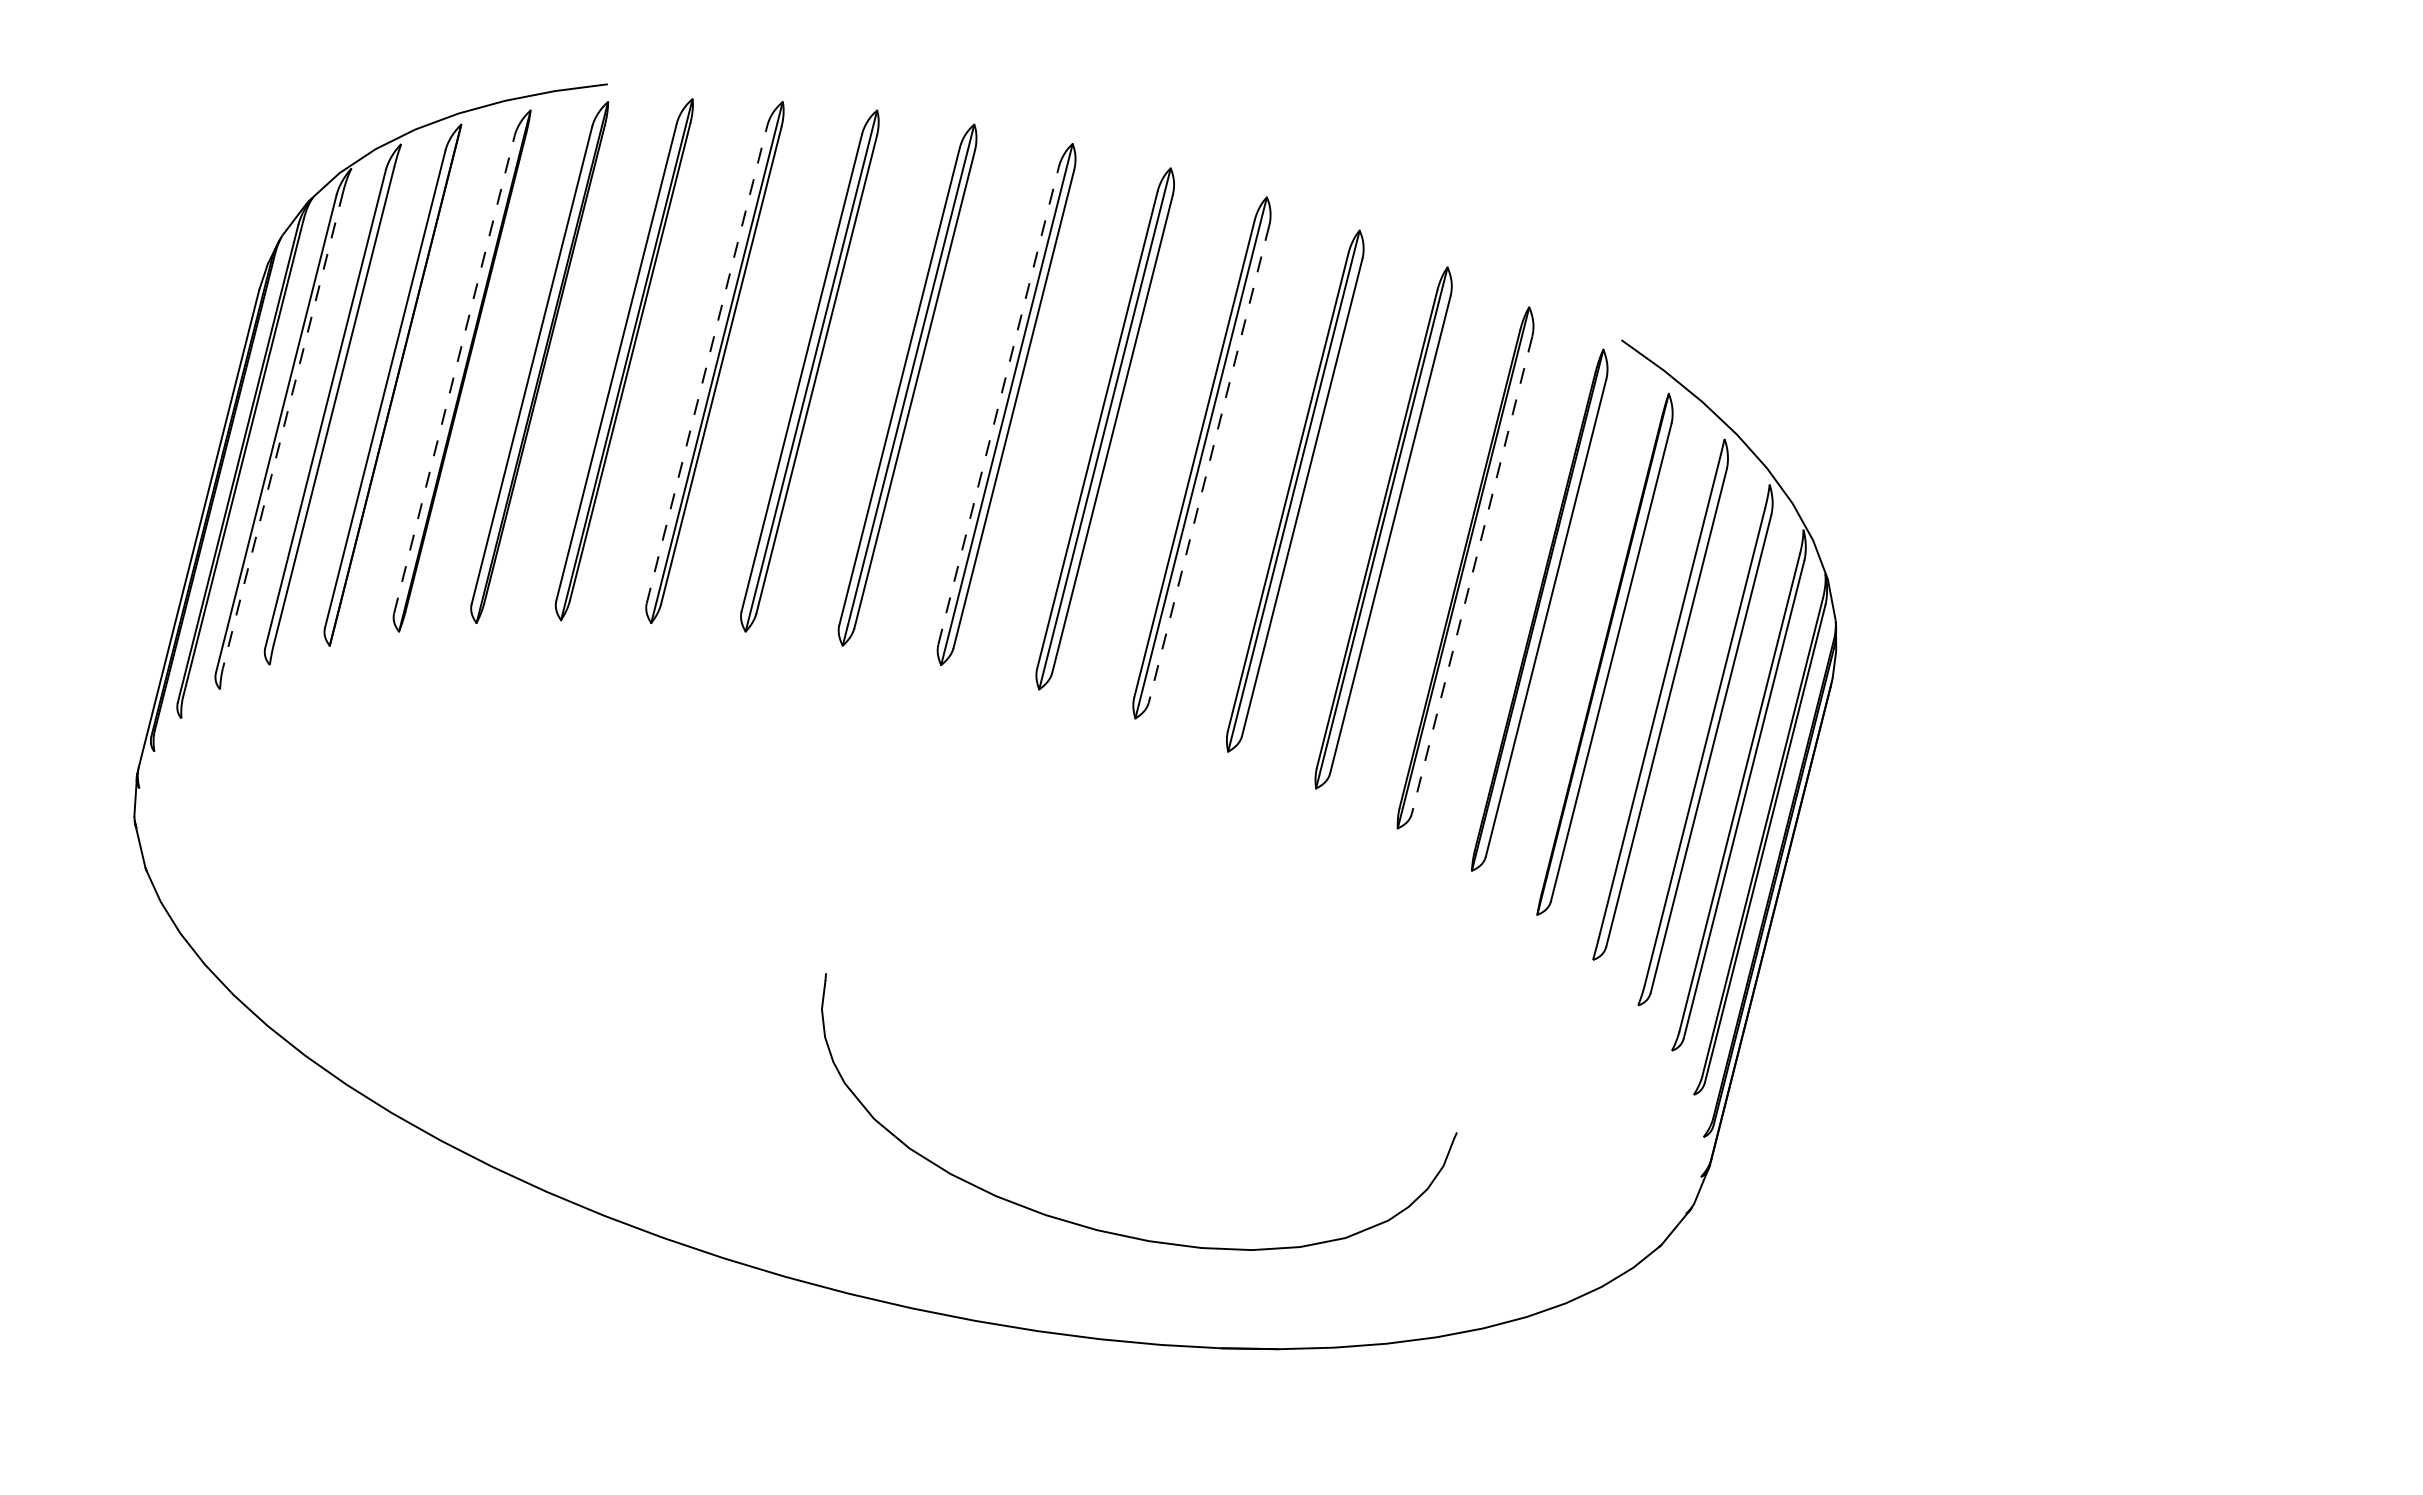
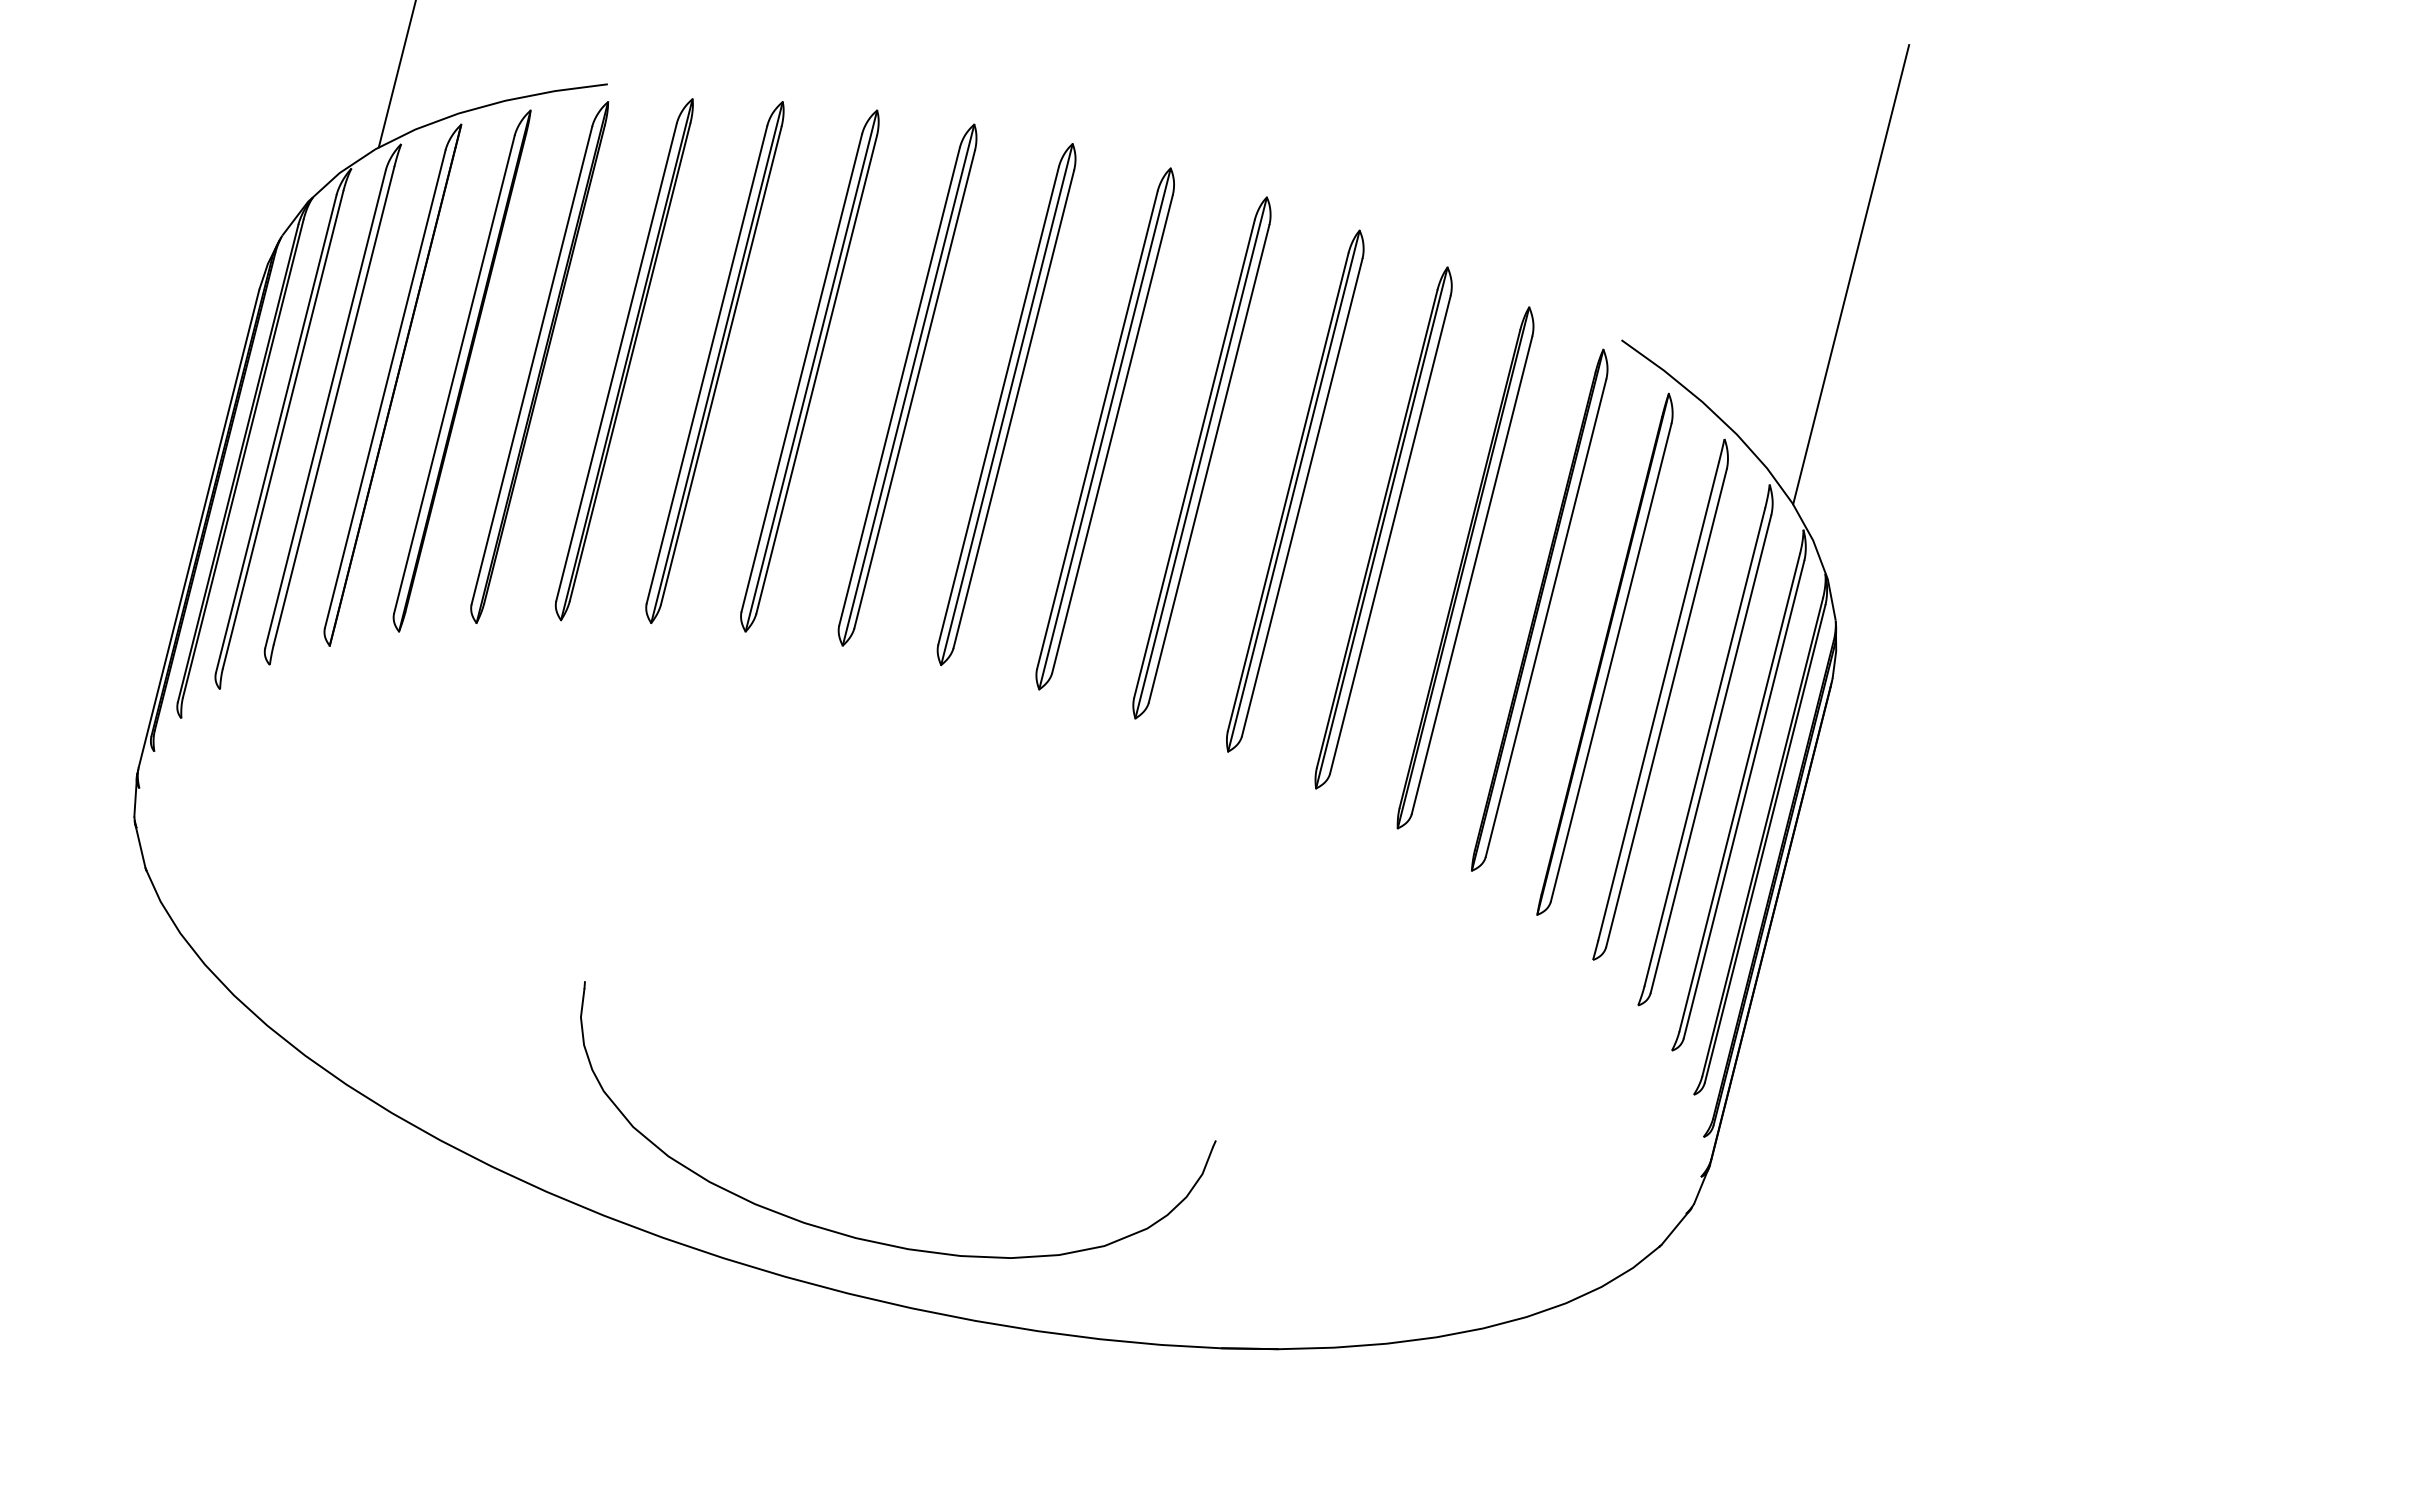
line: none -> present (396, 74)
line: none -> present (1851, 274)
line: dashed -> solid (707, 364)
line: dashed -> solid (454, 374)
line: dashed -> solid (998, 405)
line: dashed -> solid (283, 430)
line: dashed -> solid (1209, 464)
line: dashed -> solid (1471, 575)
part position: (1114, 1232) -> (873, 1240) (873, 1240)
